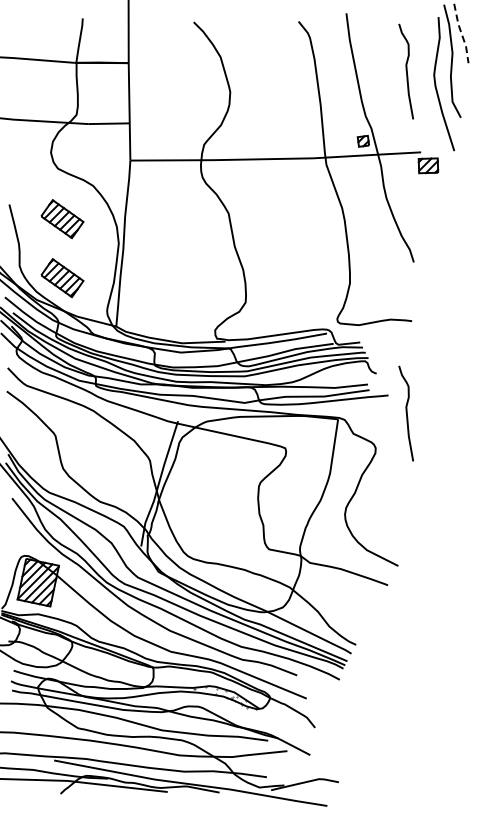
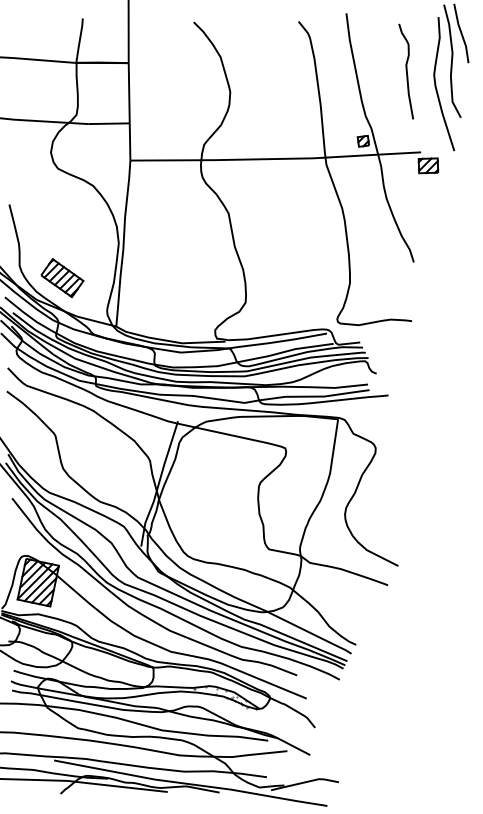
line: dashed -> solid (461, 33)
part: present -> none (62, 219)
curve: present -> none (405, 412)
